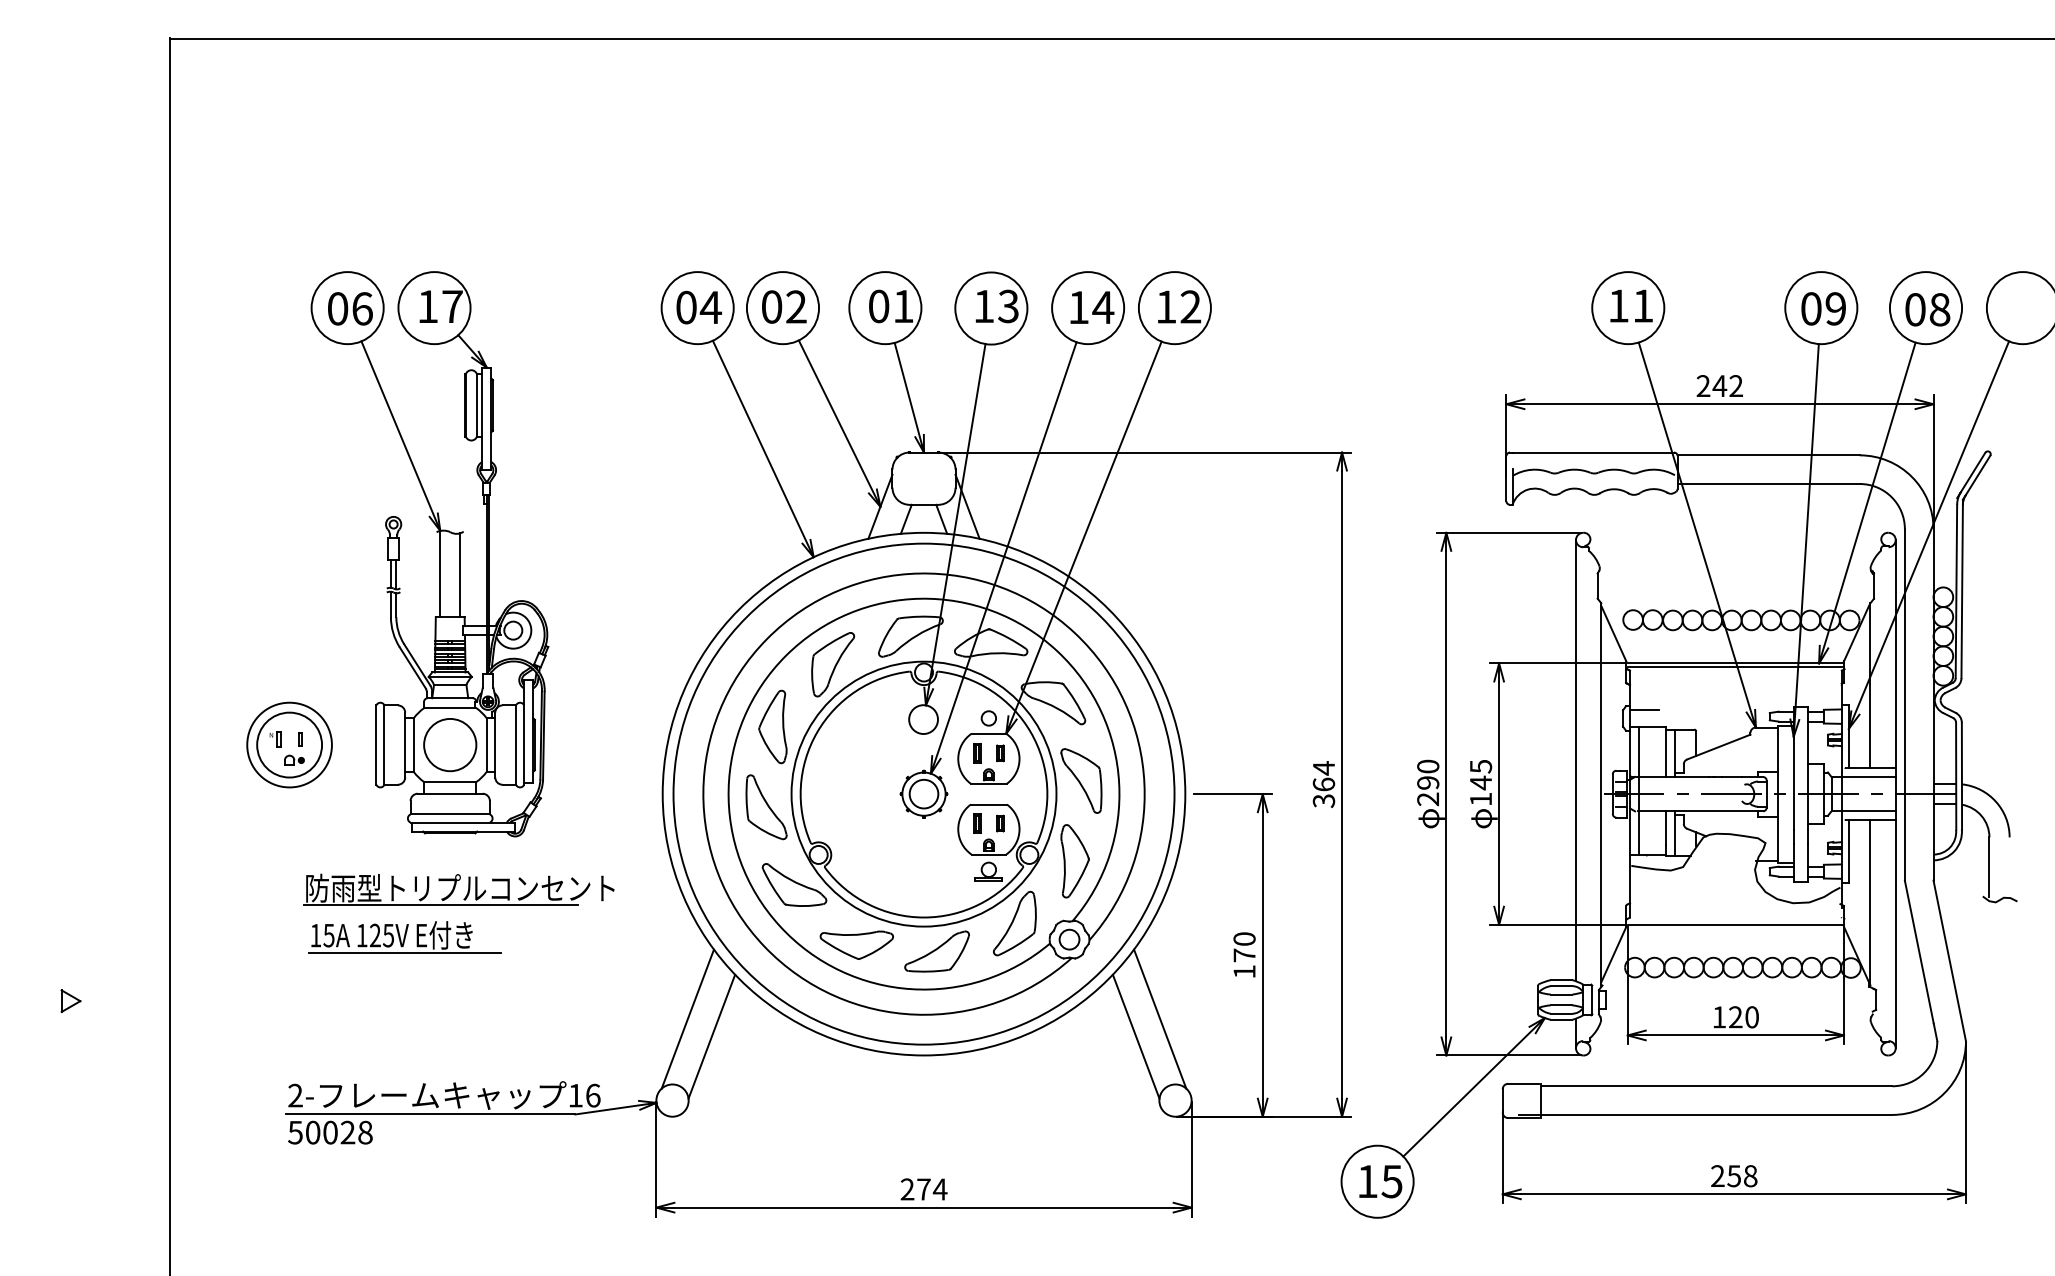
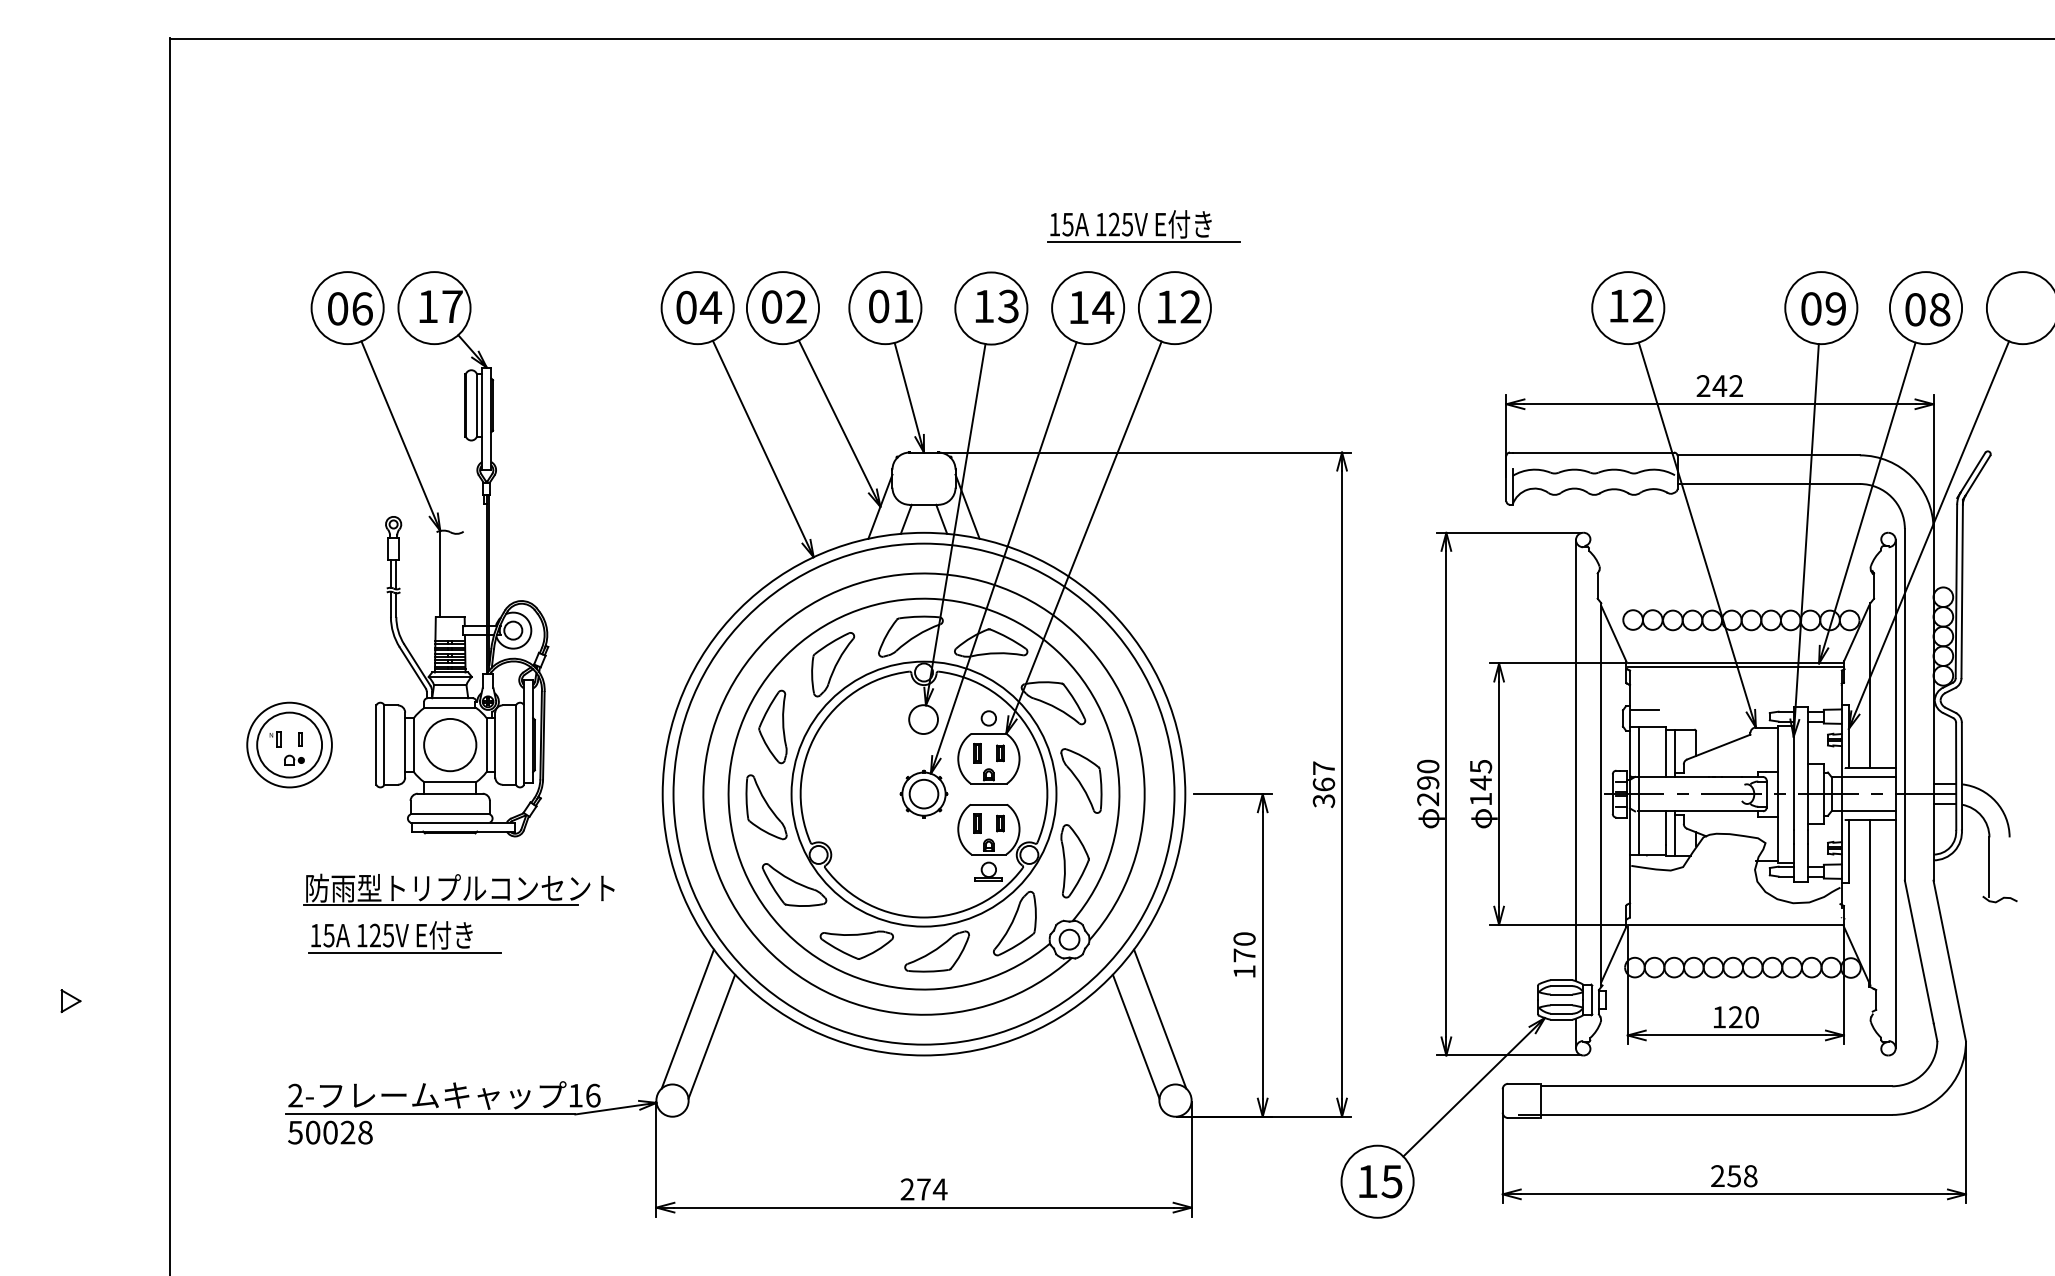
part: none -> present (1143, 226)
text: 11 -> 12 (1643, 305)
line: present -> none (460, 575)
text: 364 -> 367 (1323, 768)
